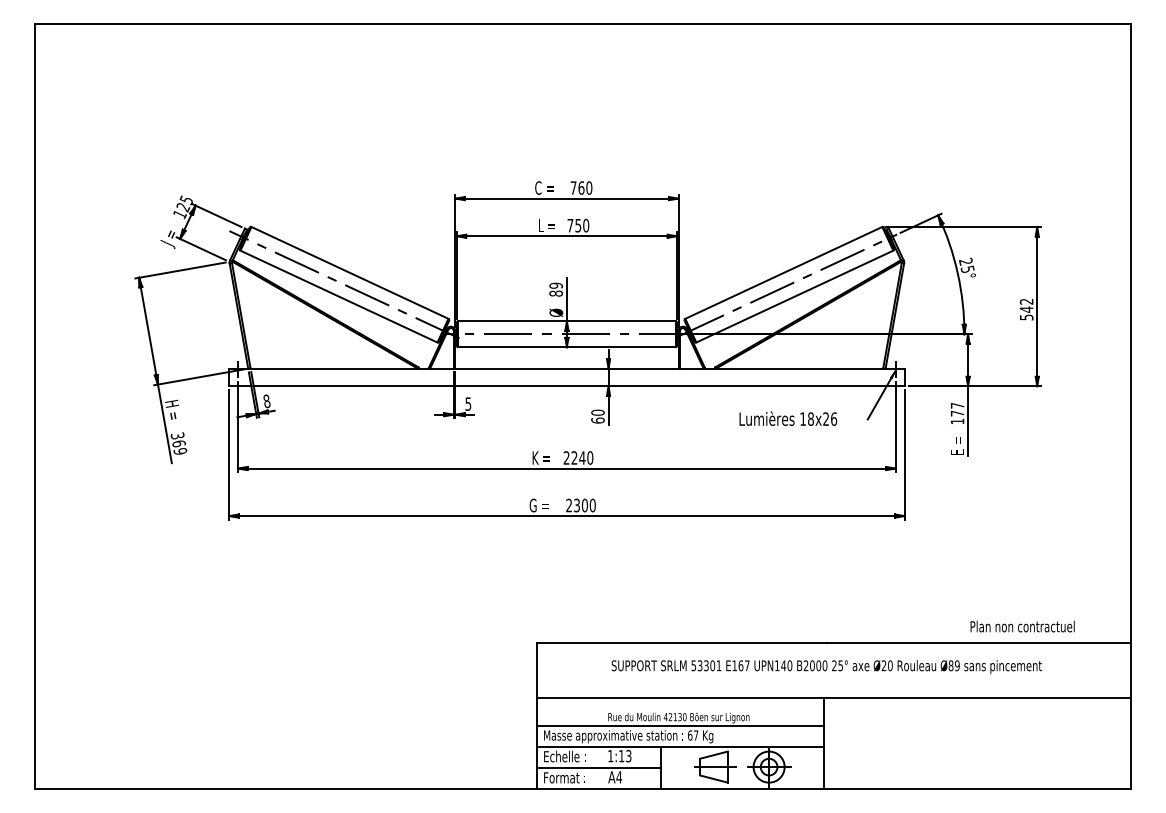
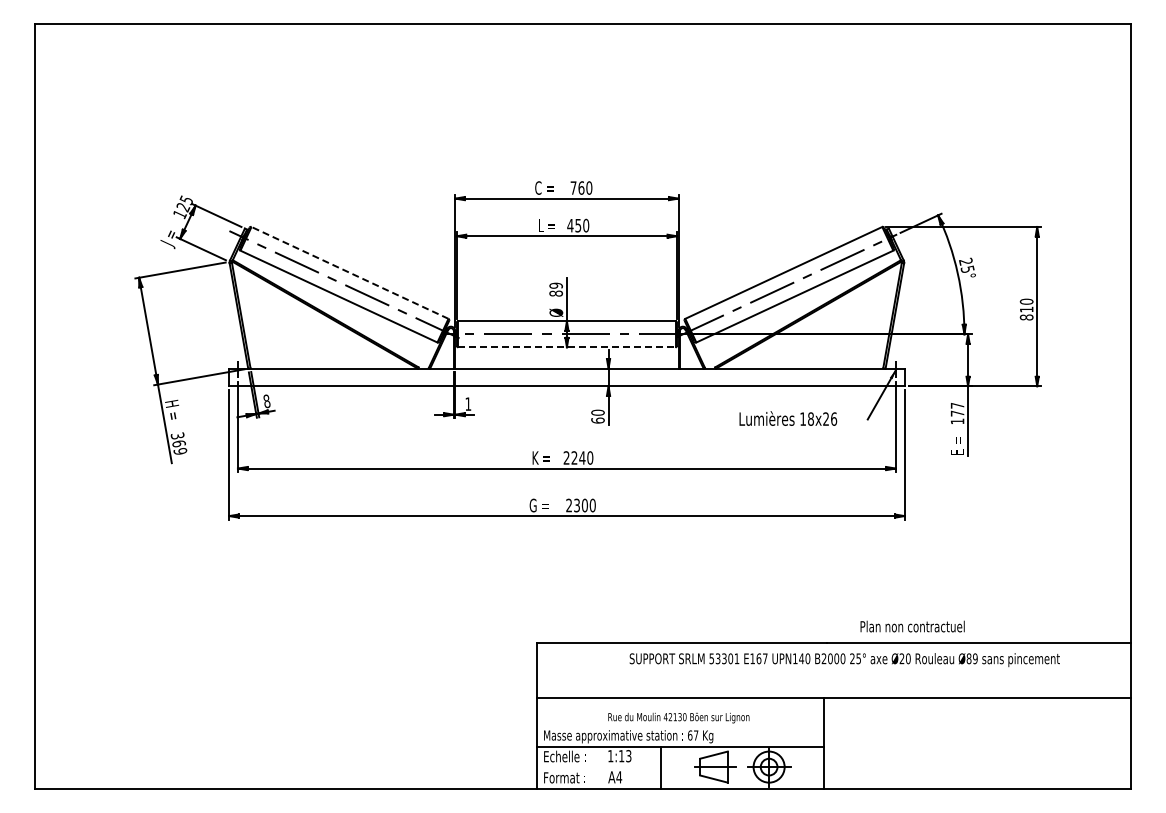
text: 750 -> 450 (570, 225)
line: solid -> dashed (350, 272)
text: 542 -> 810 (1026, 309)
line: solid -> dashed (566, 347)
text: 5 -> 1 (468, 403)
text position: (1022, 626) -> (912, 626) (912, 626)
text position: (826, 667) -> (844, 660) (844, 660)
line: present -> none (680, 725)
line: present -> none (598, 767)
